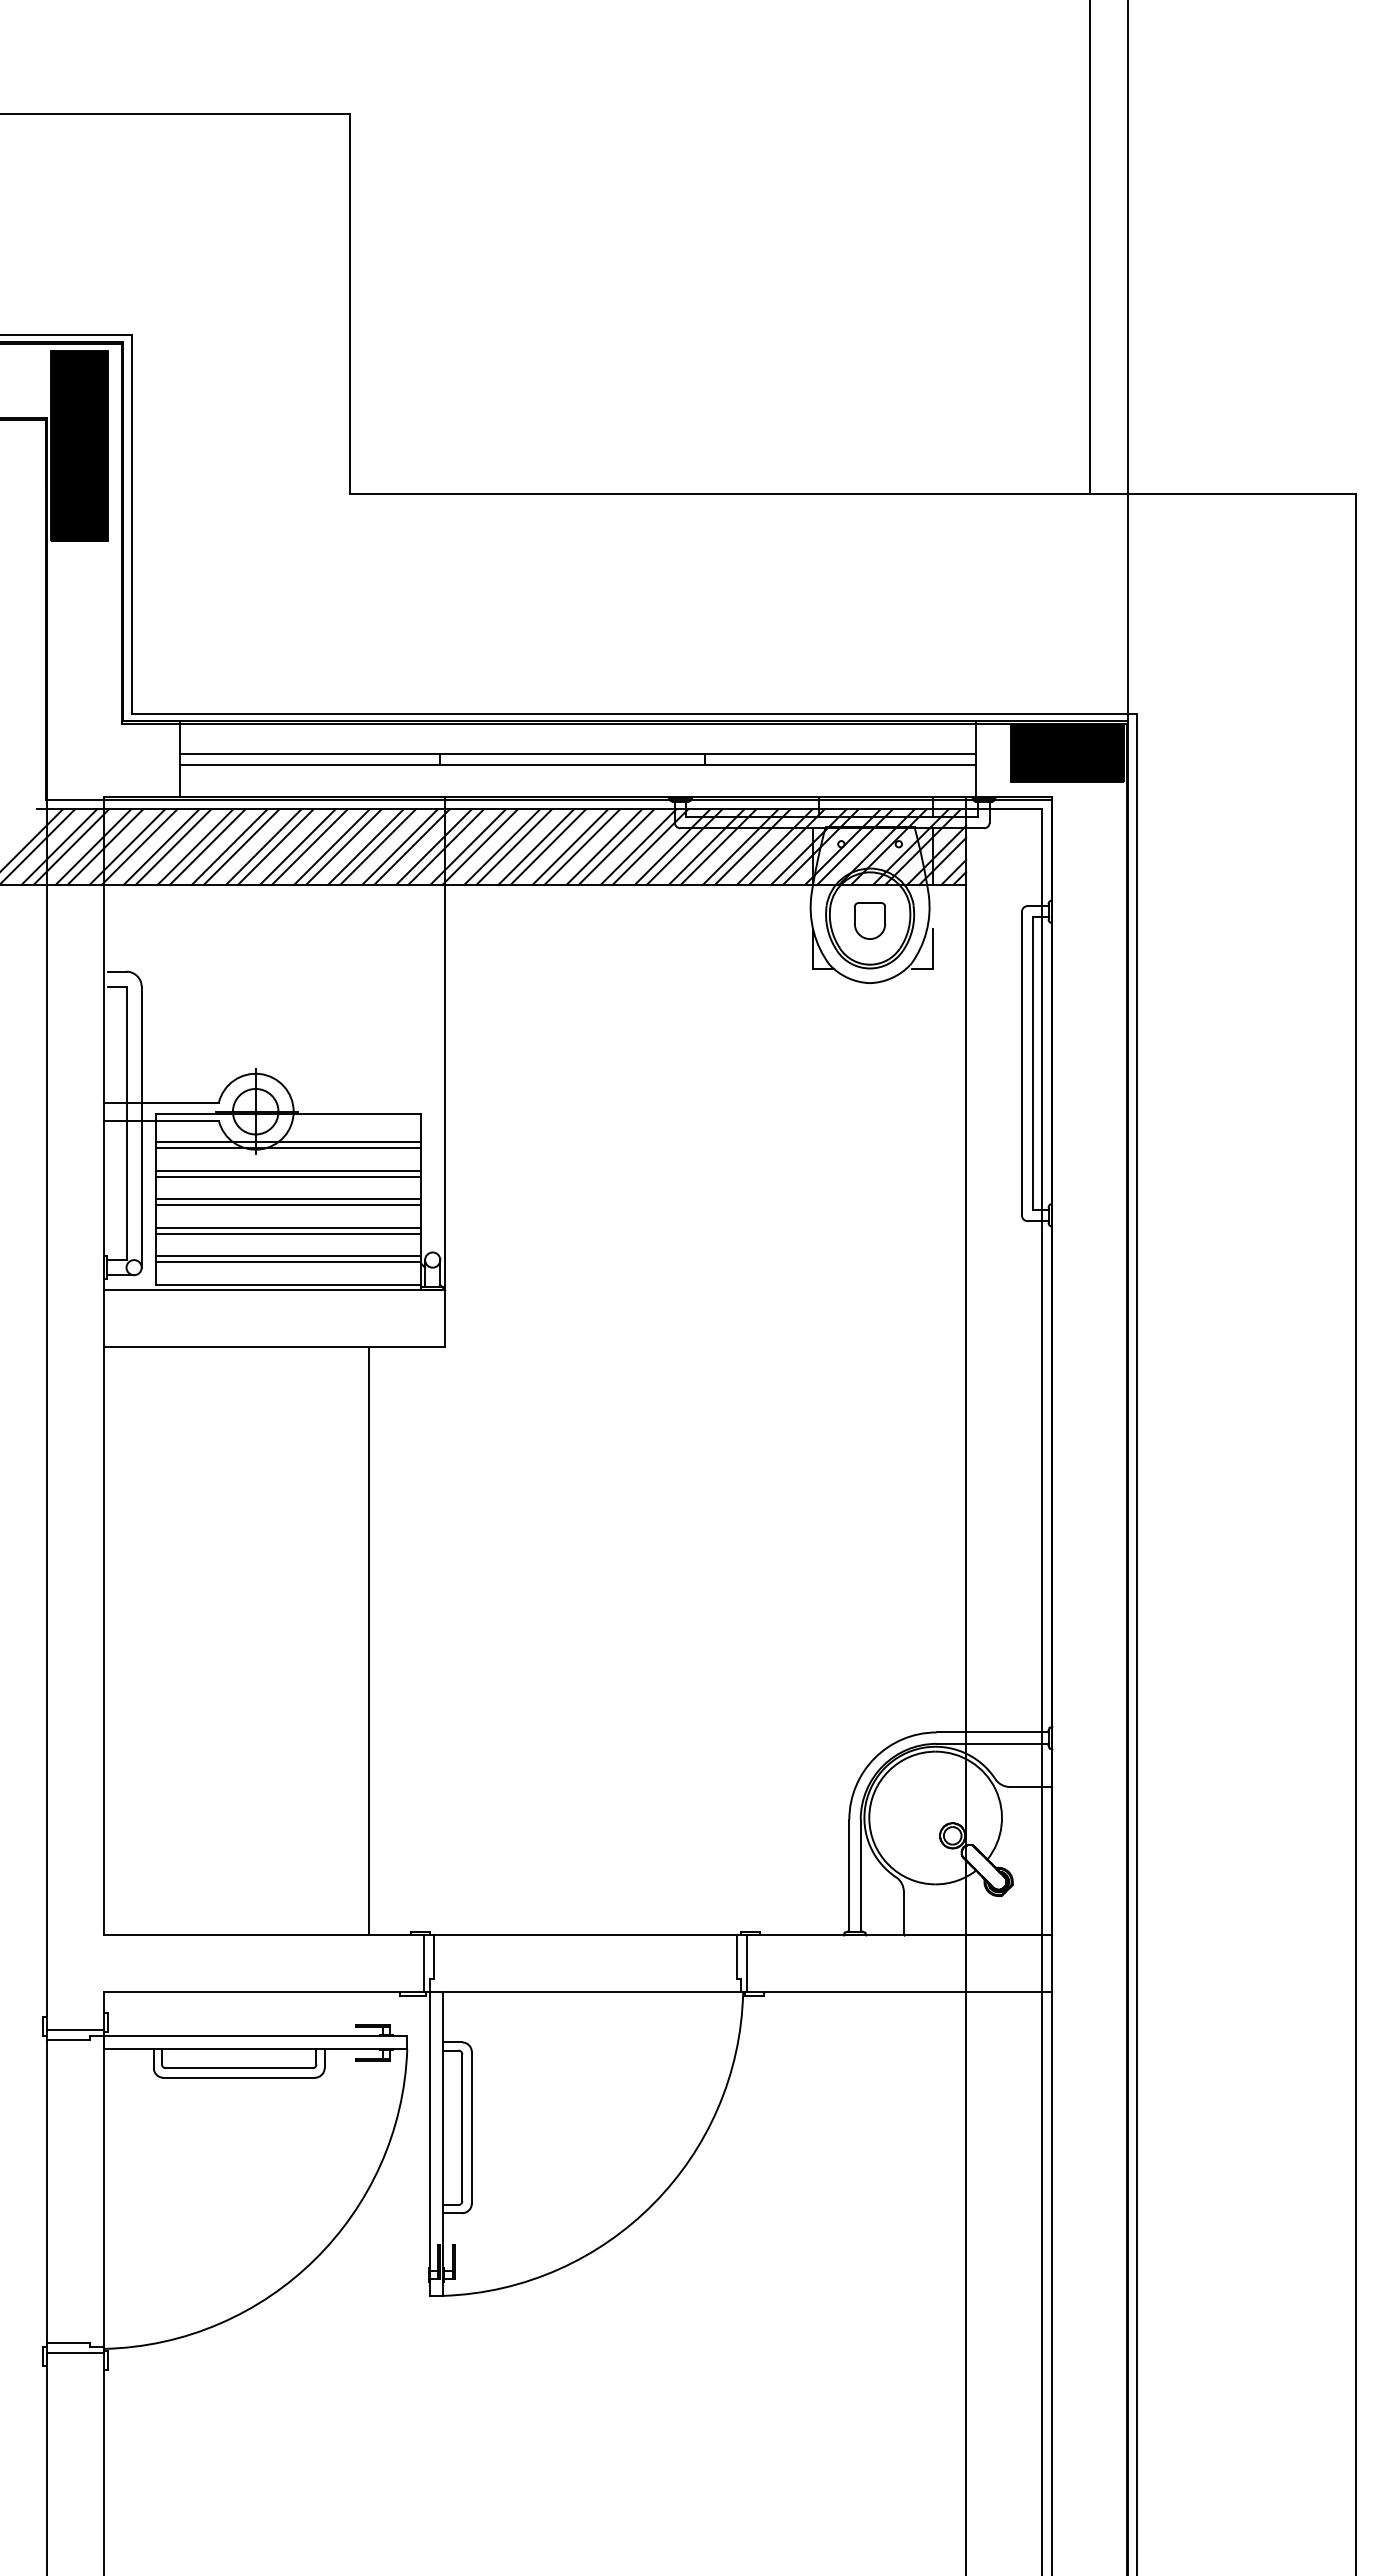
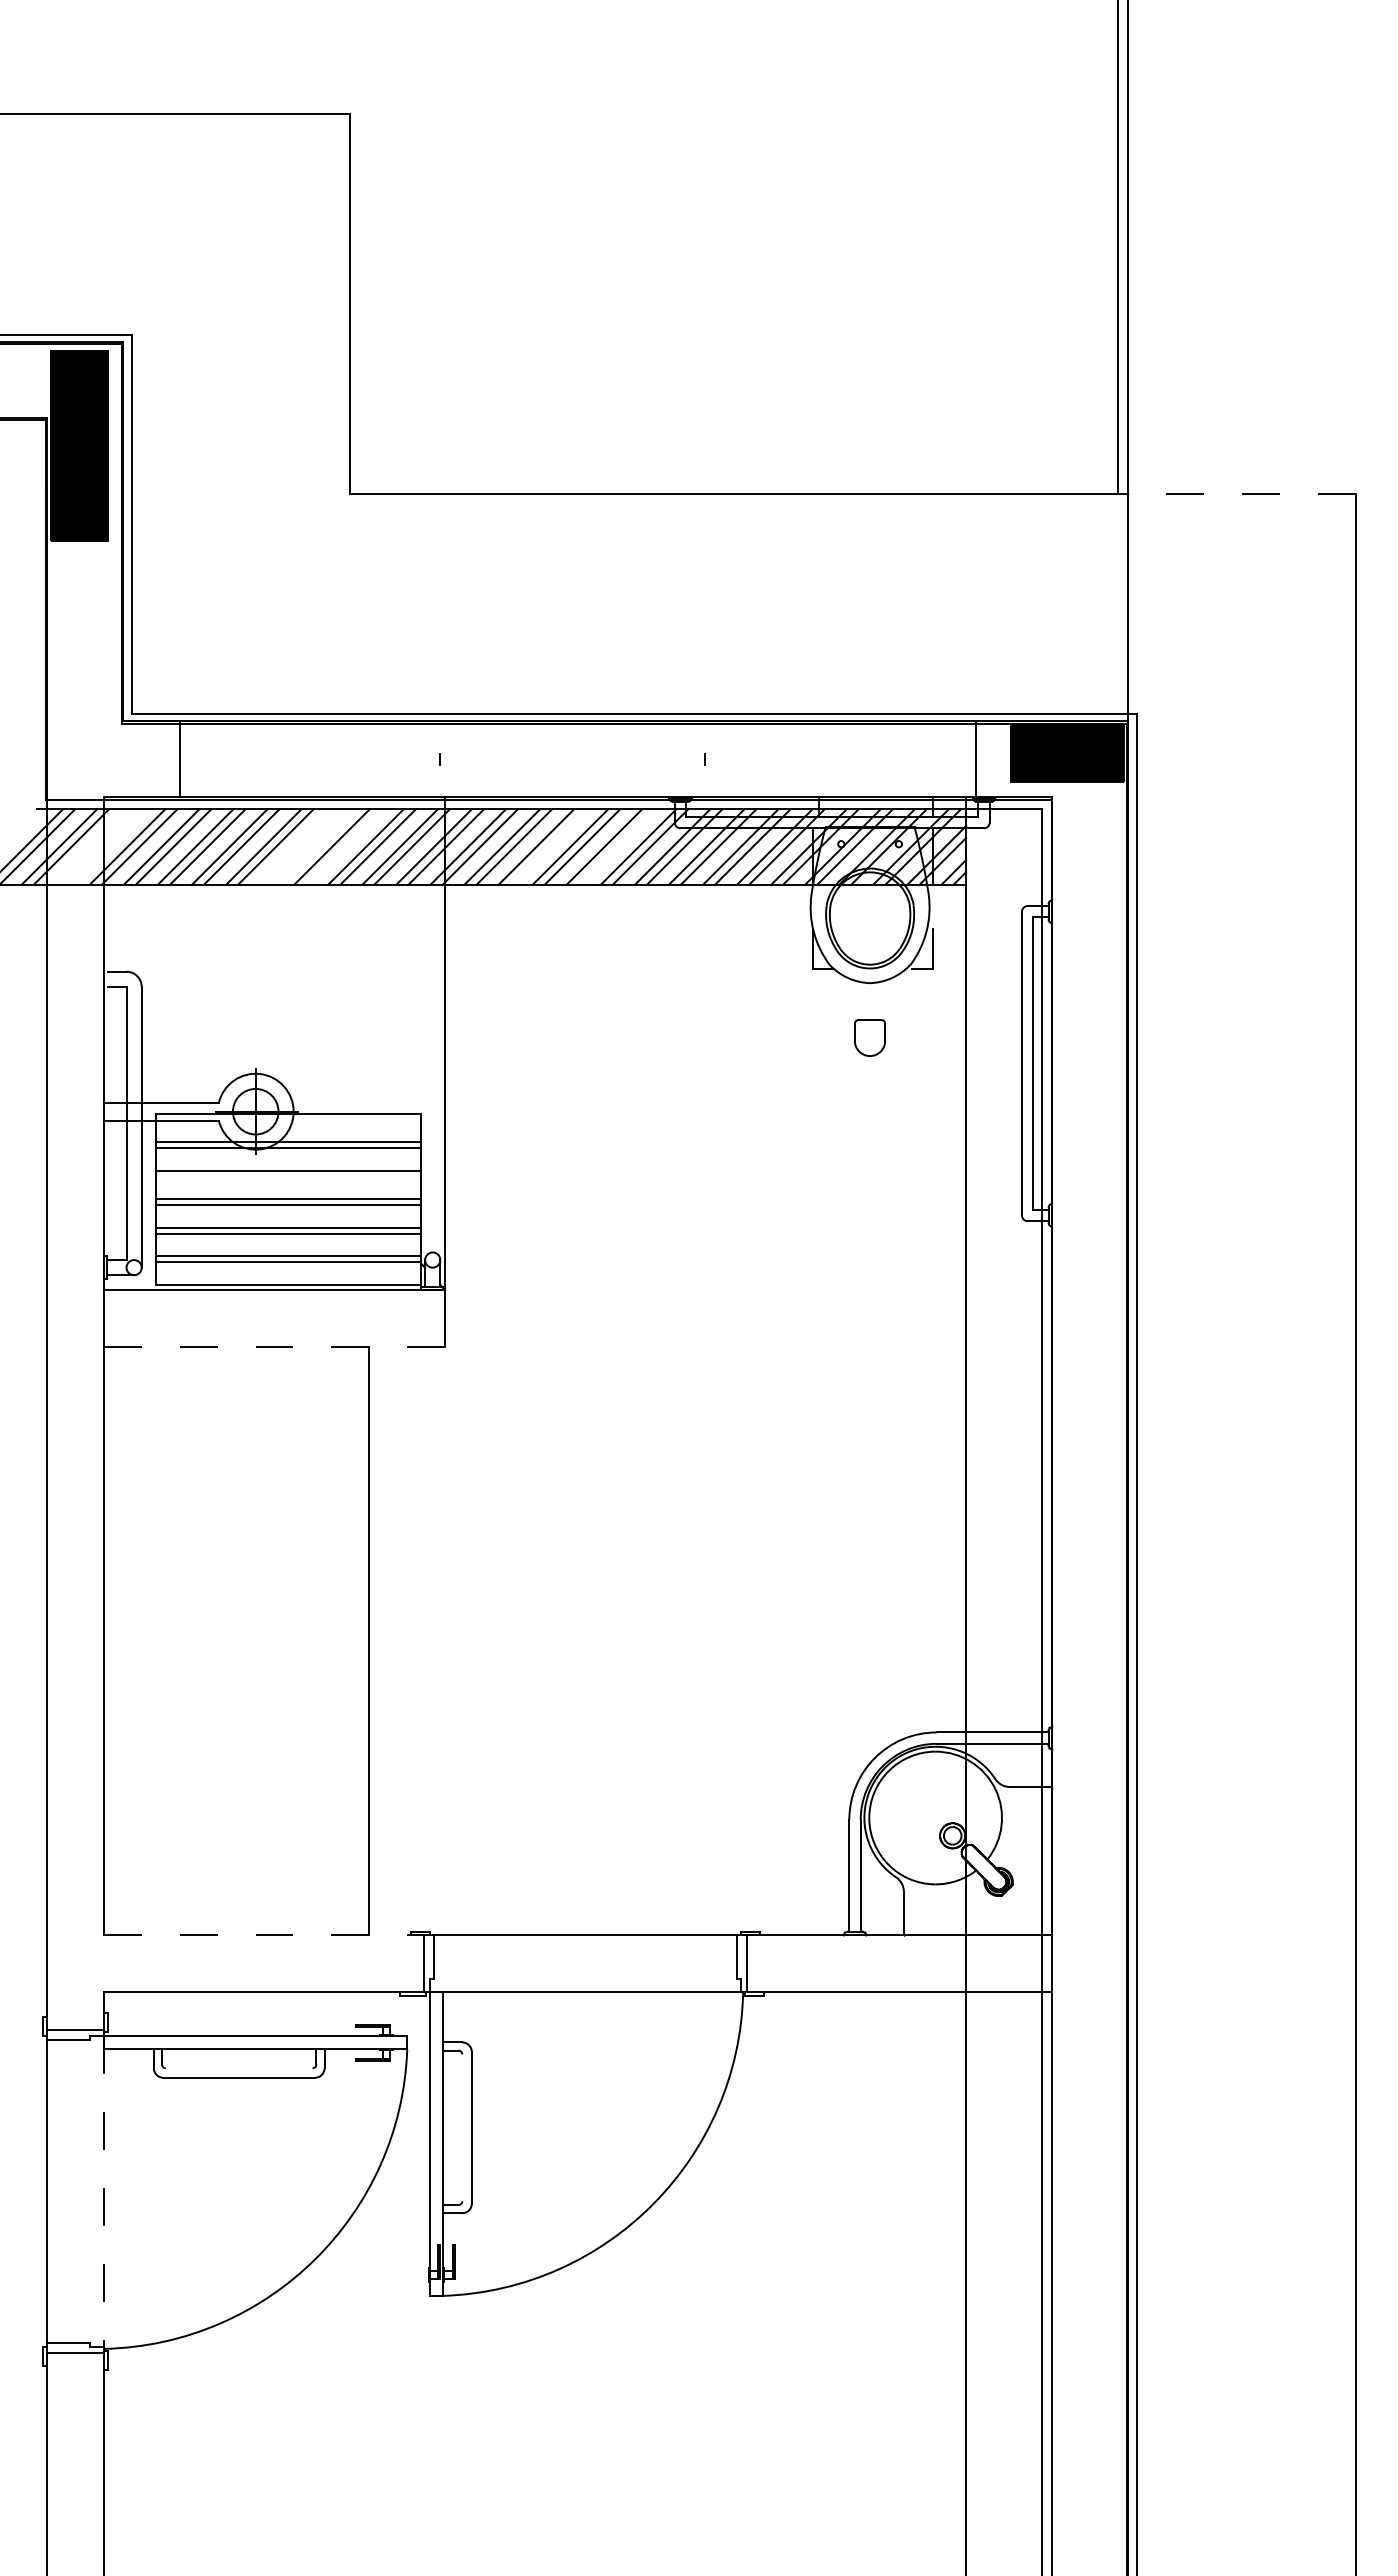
line position: (1090, 247) -> (1118, 247) (1118, 247)
line: solid -> dashed (1242, 493)
line: present -> none (577, 753)
line: present -> none (577, 764)
line: present -> none (93, 847)
line: present -> none (105, 847)
line: present -> none (297, 847)
line: present -> none (309, 847)
line: present -> none (343, 847)
line: present -> none (548, 847)
line: present -> none (616, 847)
part position: (870, 920) -> (870, 1037) (870, 1037)
line: present -> none (288, 1176)
line: solid -> dashed (274, 1347)
line: solid -> dashed (264, 1935)
line: present -> none (238, 2068)
line: present -> none (462, 2127)
line: solid -> dashed (103, 2191)
